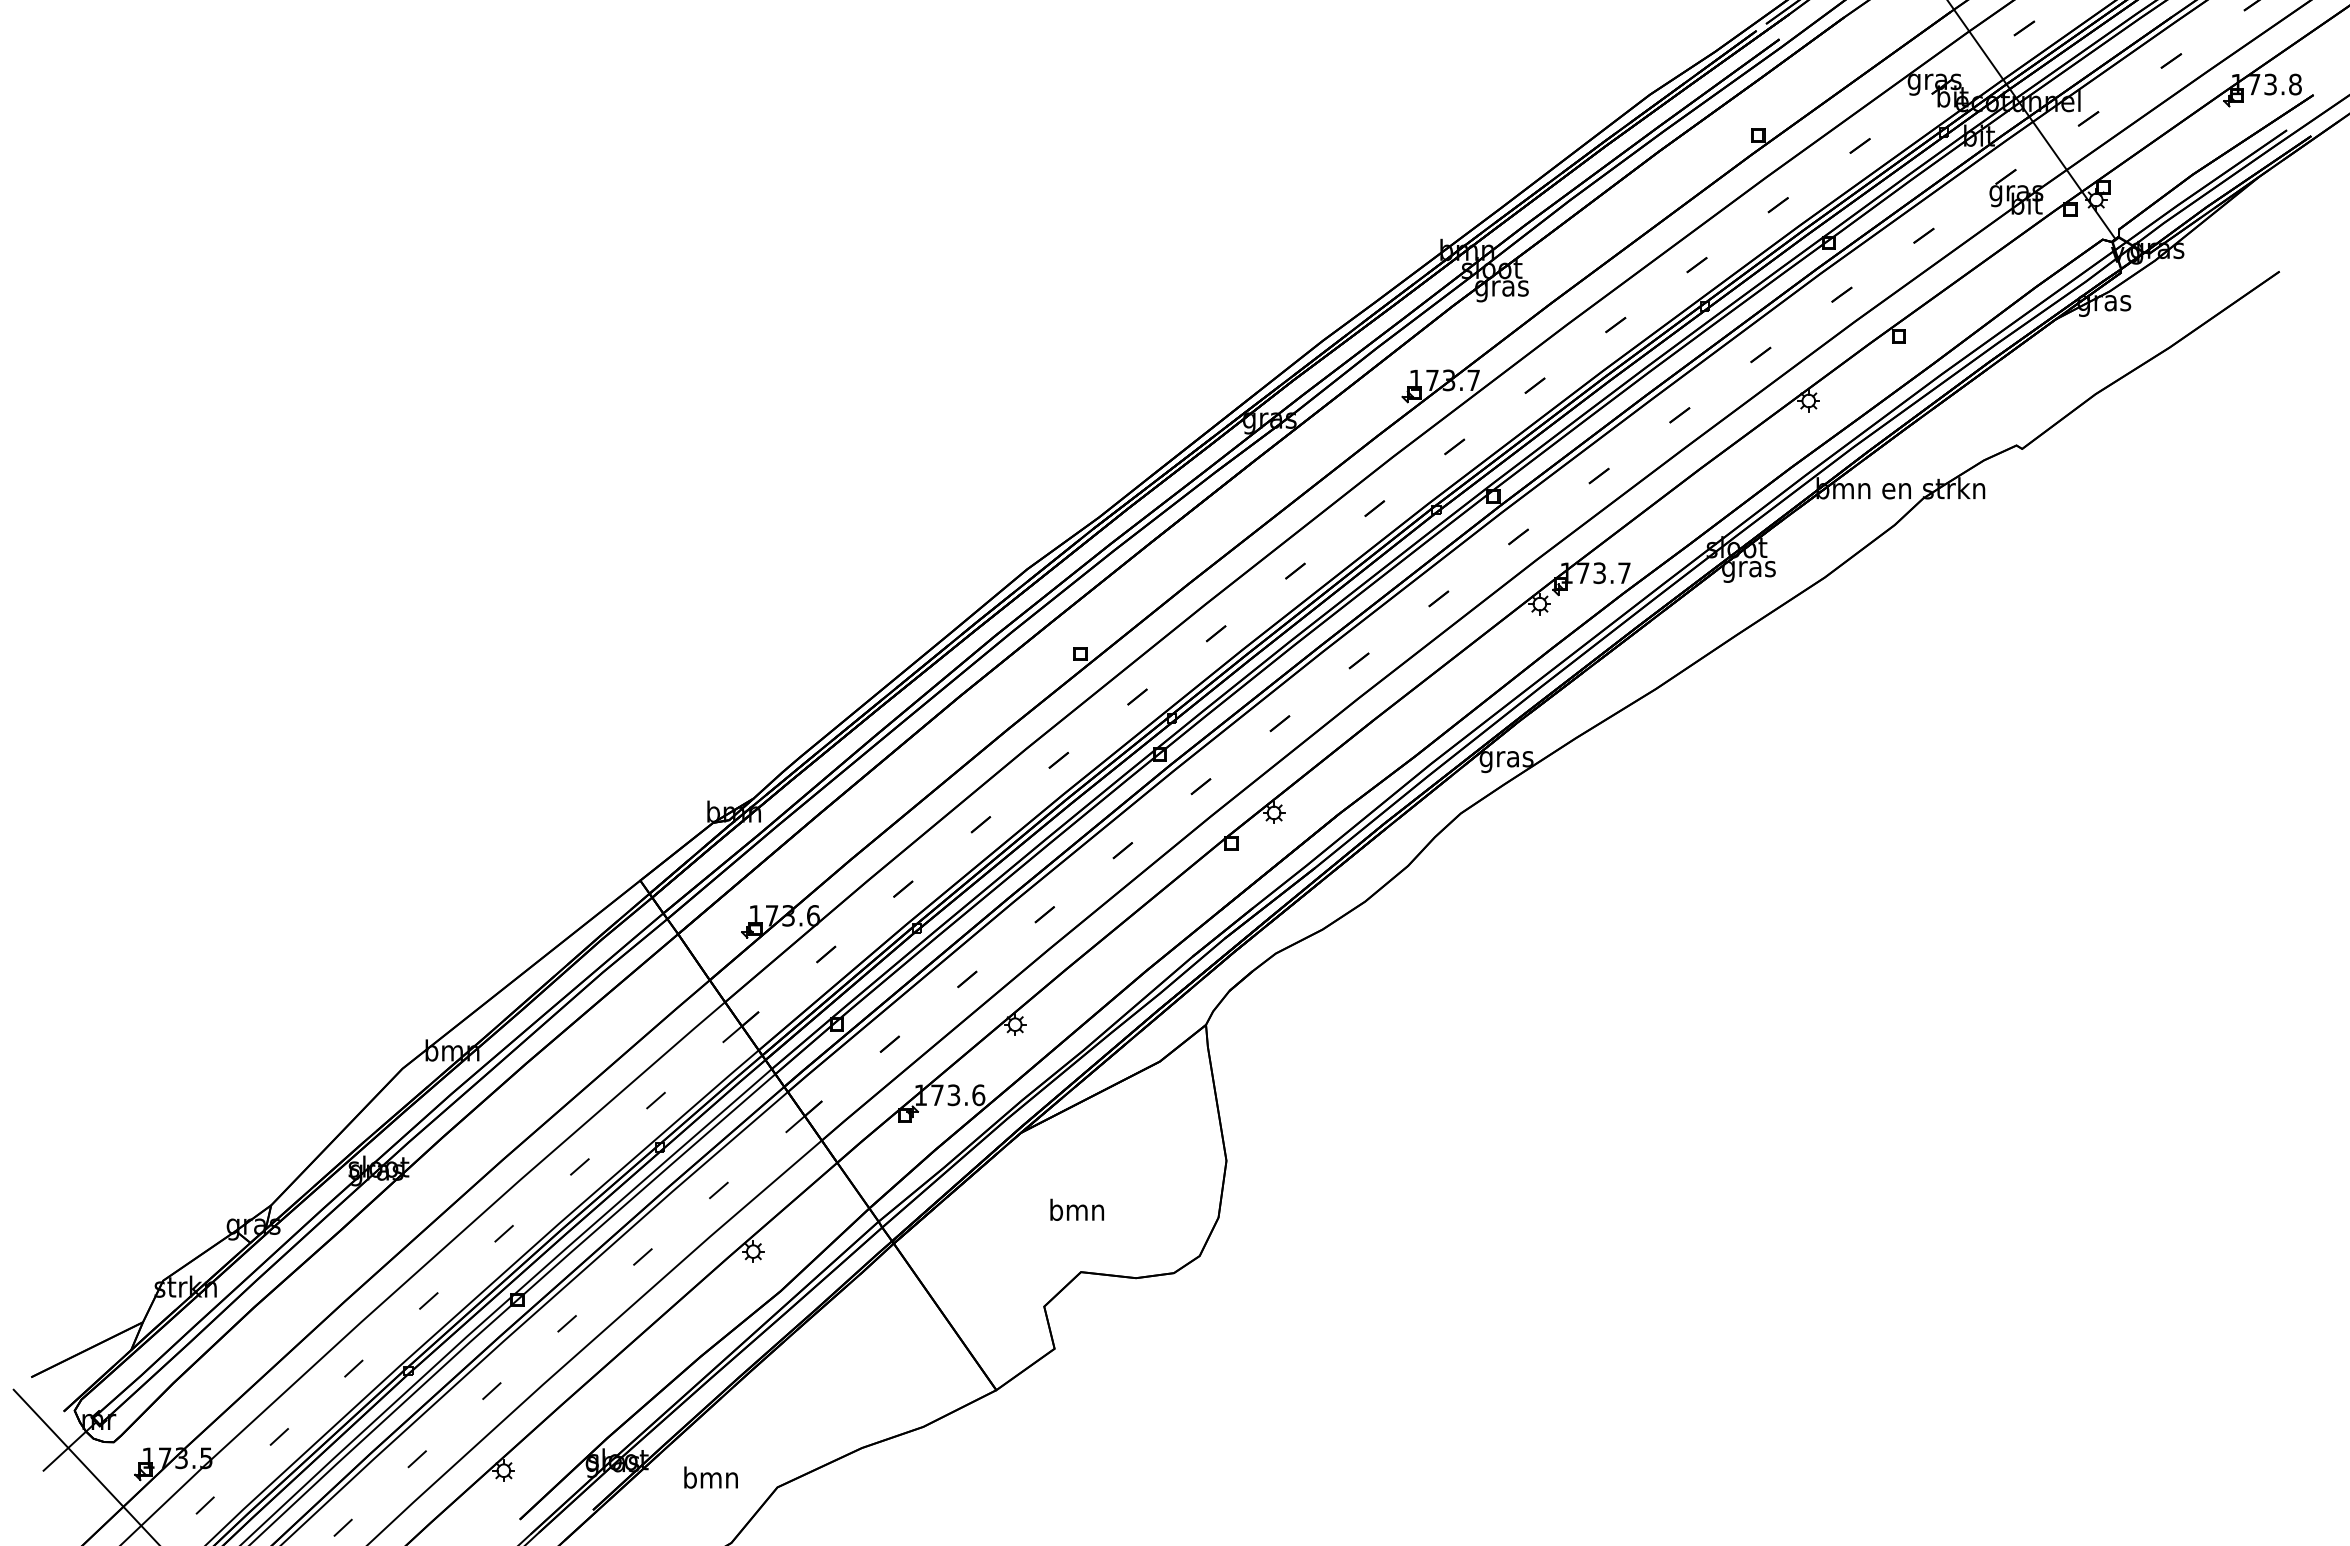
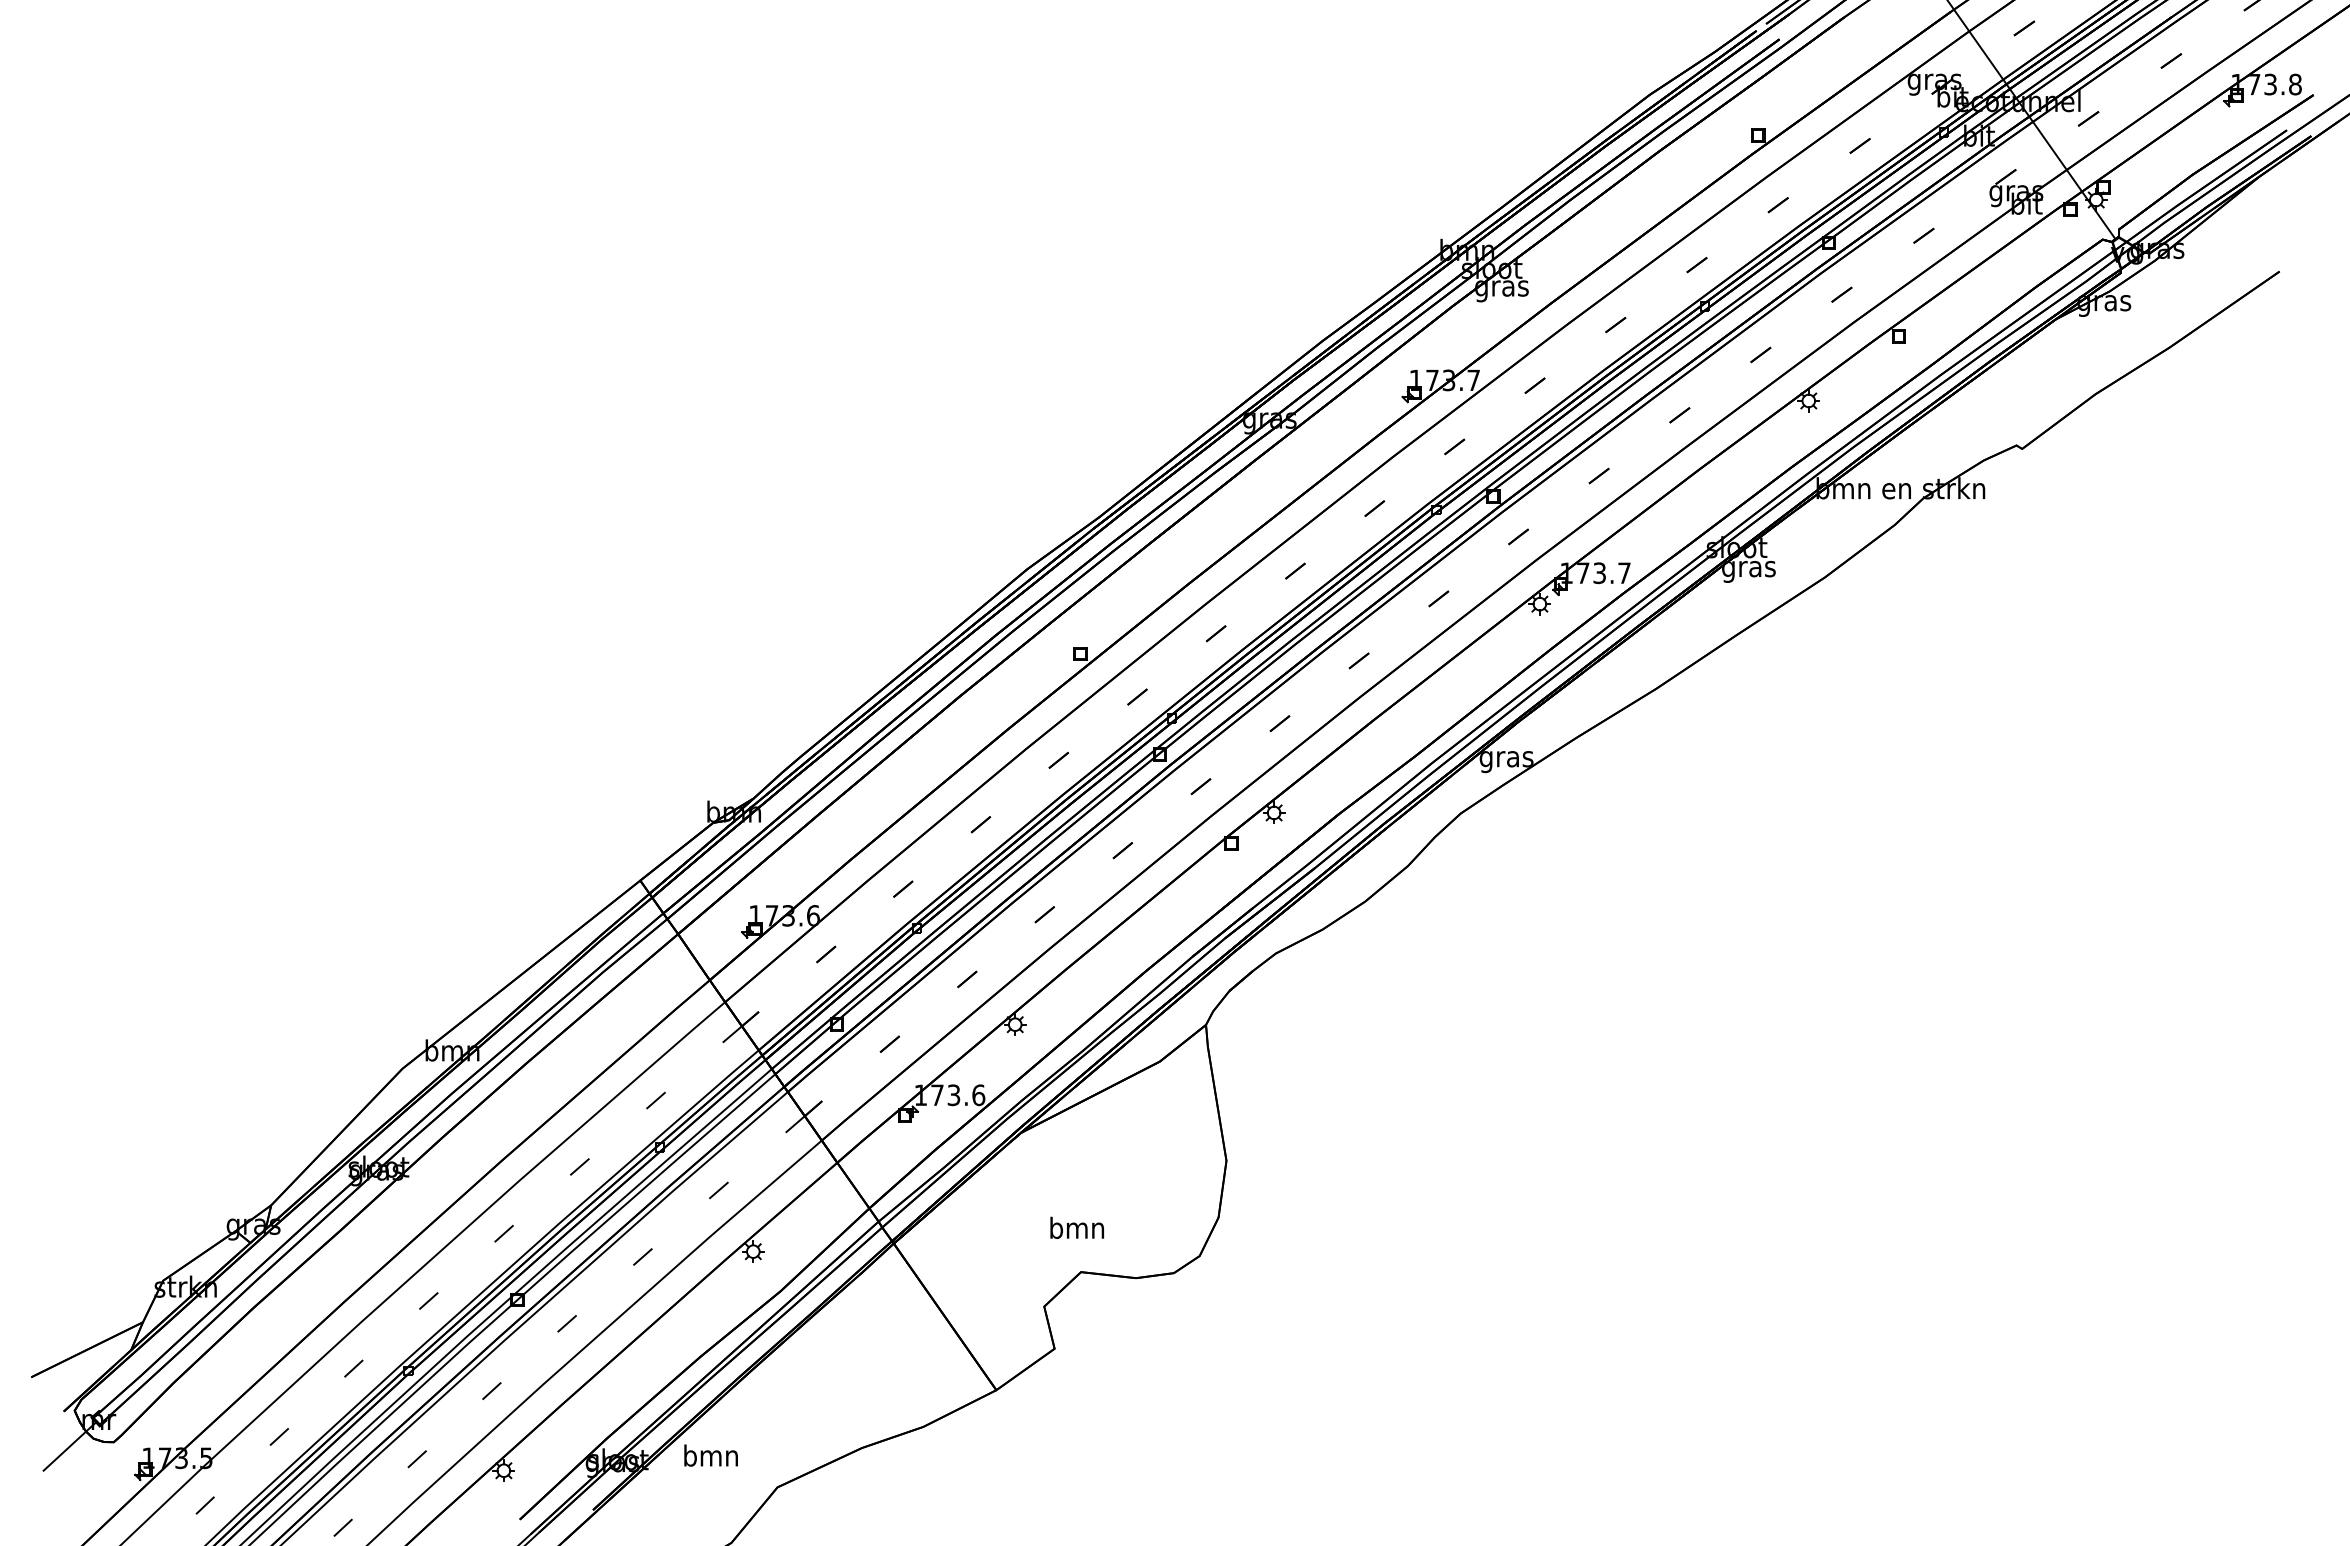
text position: (1076, 1209) -> (1076, 1227) (1076, 1227)
line: present -> none (84, 1465)
text position: (710, 1477) -> (710, 1455) (710, 1455)
